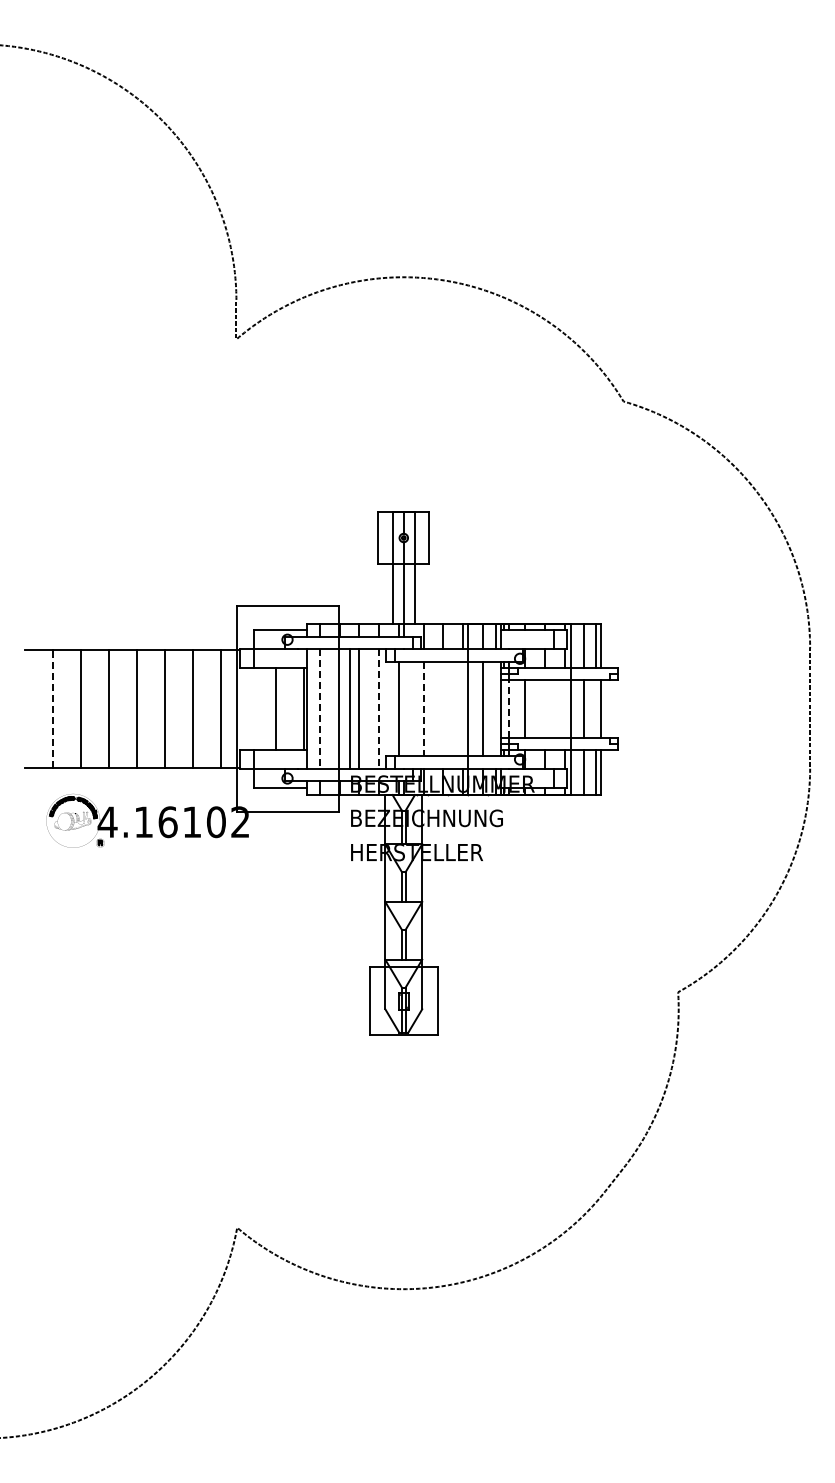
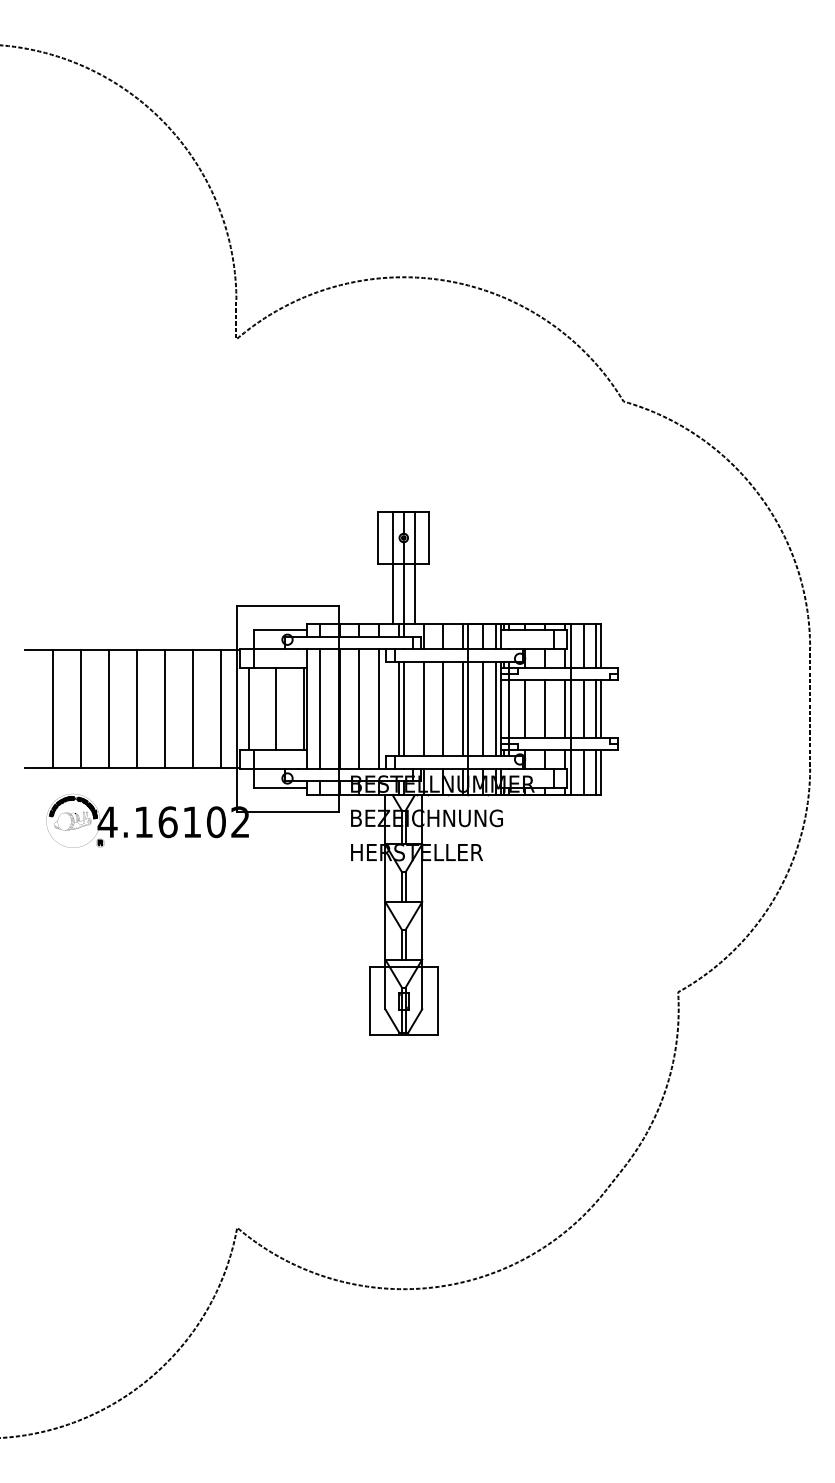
line: dashed -> solid (52, 708)
line: none -> present (248, 708)
line position: (349, 708) -> (339, 708) (339, 708)
line: none -> present (403, 708)
line: none -> present (443, 708)
line: none -> present (463, 708)
line: none -> present (495, 708)
line: none -> present (544, 708)
line: none -> present (564, 708)
line: none -> present (595, 708)
line: dashed -> solid (319, 709)
line: dashed -> solid (379, 709)
line: dashed -> solid (423, 709)
line: dashed -> solid (508, 709)
